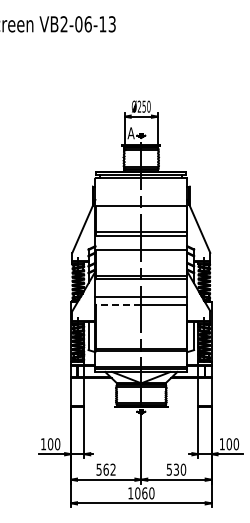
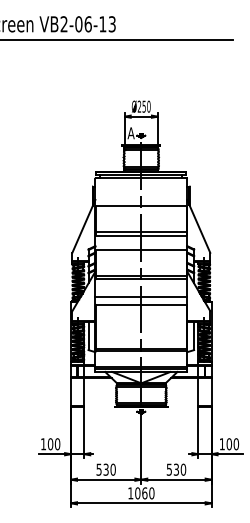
line: none -> present (117, 39)
line: dashed -> solid (118, 304)
text: 562 -> 530 (109, 469)
